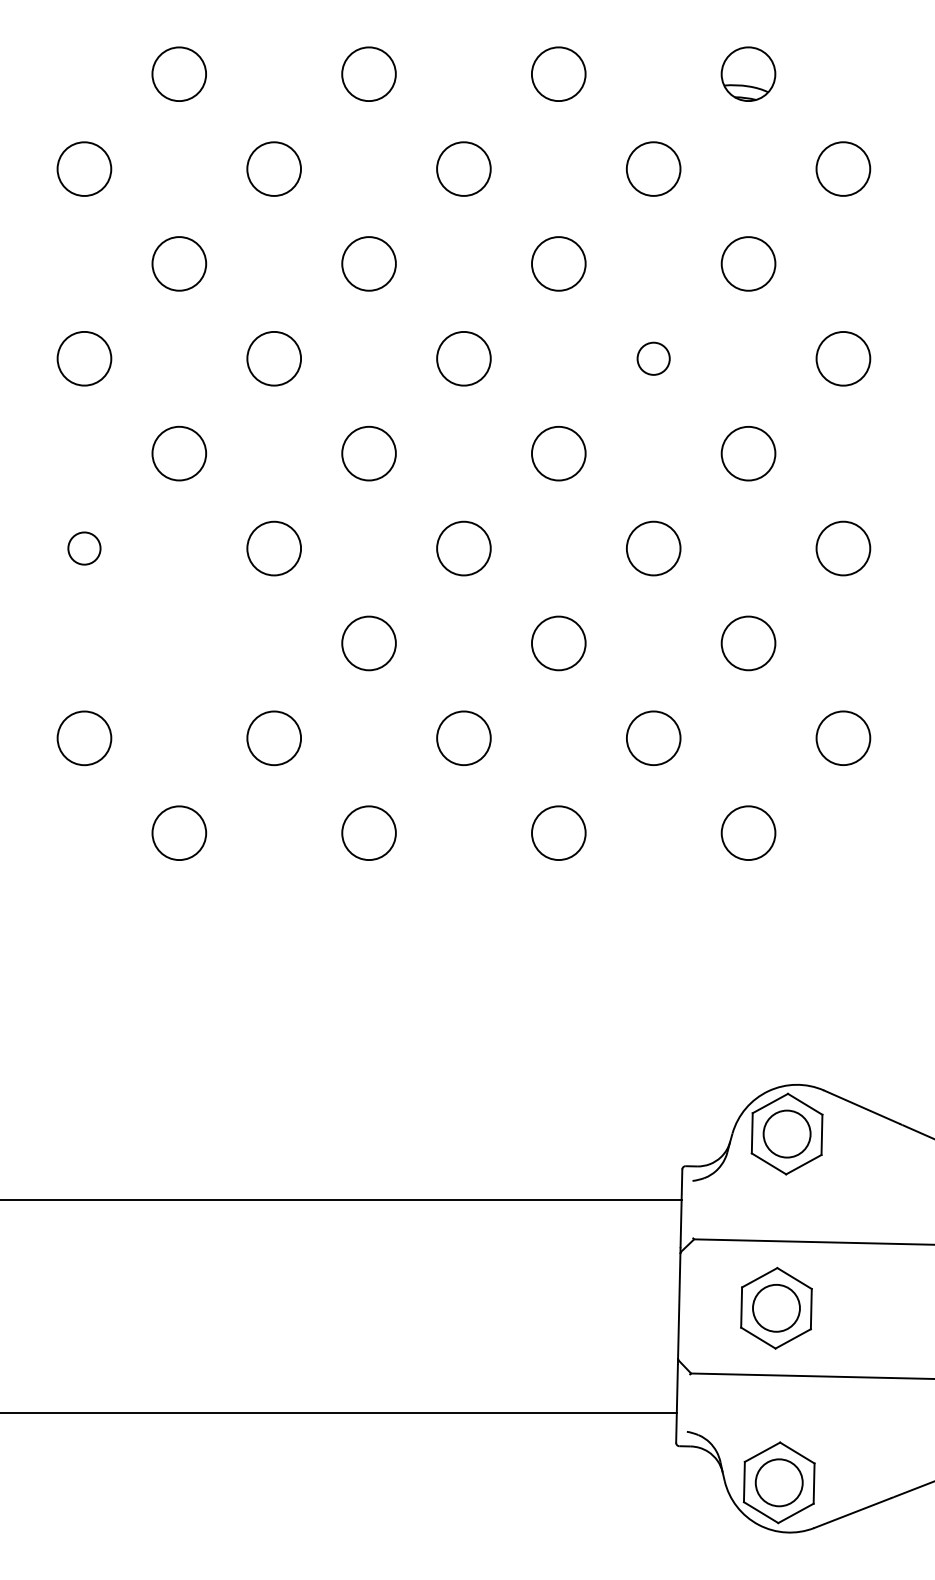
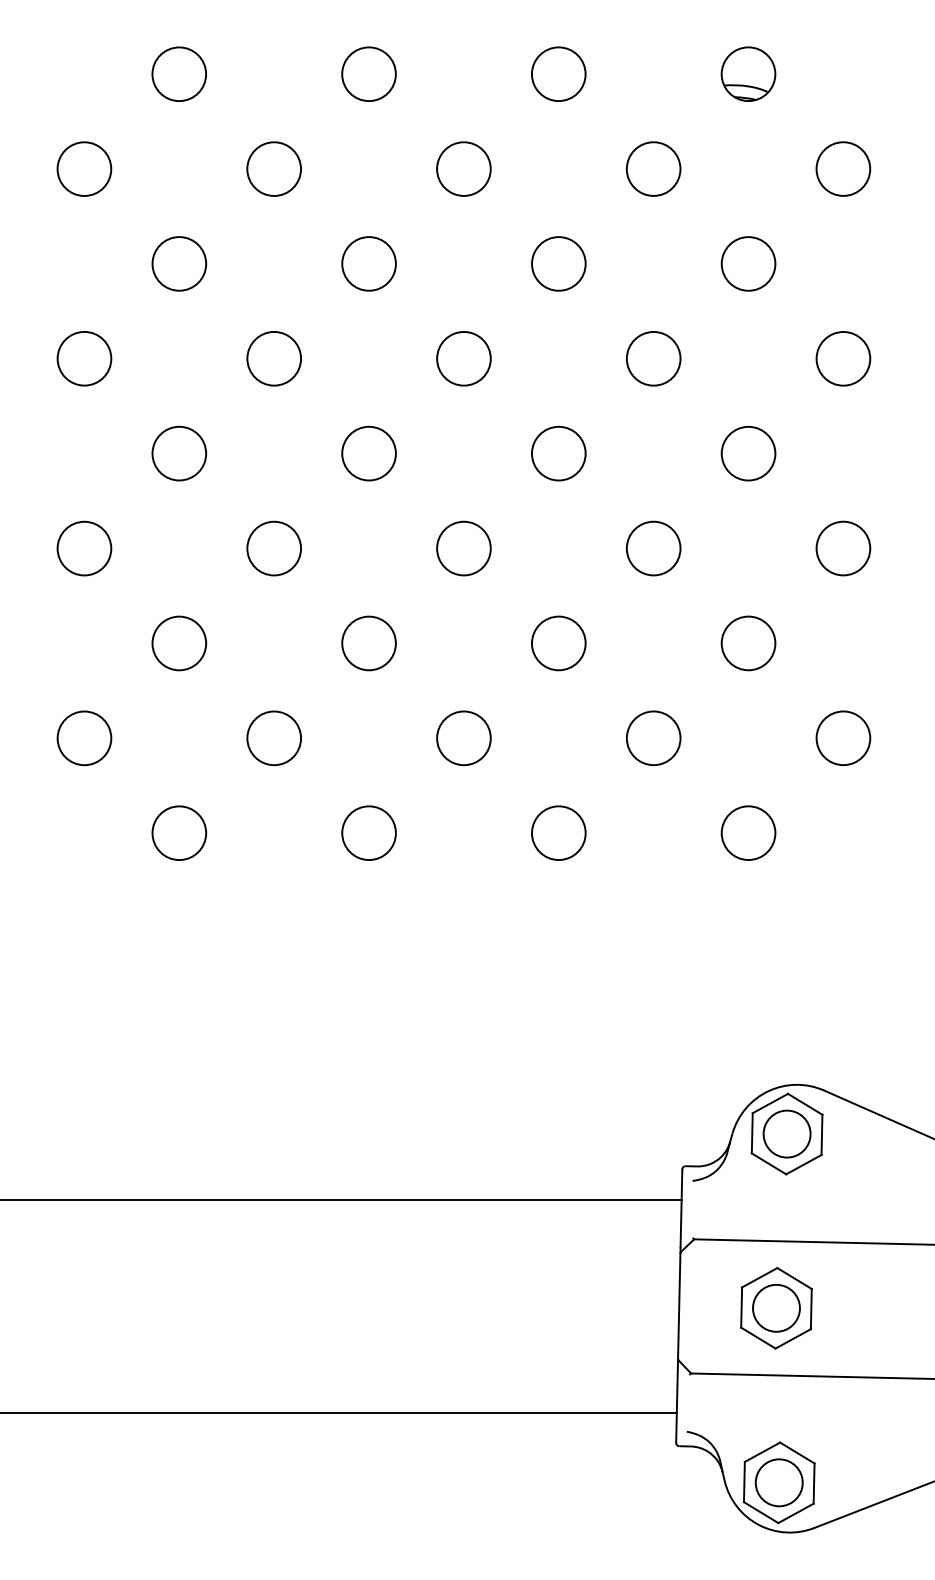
circle diameter: 32 px -> 54 px (653, 358)
circle size: 35x35 px -> 57x57 px (84, 548)
circle: none -> present (179, 643)
